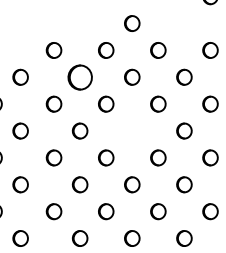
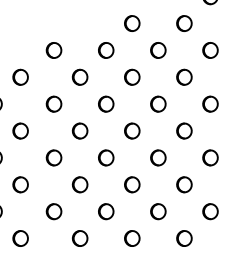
part: none -> present (184, 23)
part size: 26x27 px -> 18x18 px (79, 76)
part: none -> present (132, 130)
